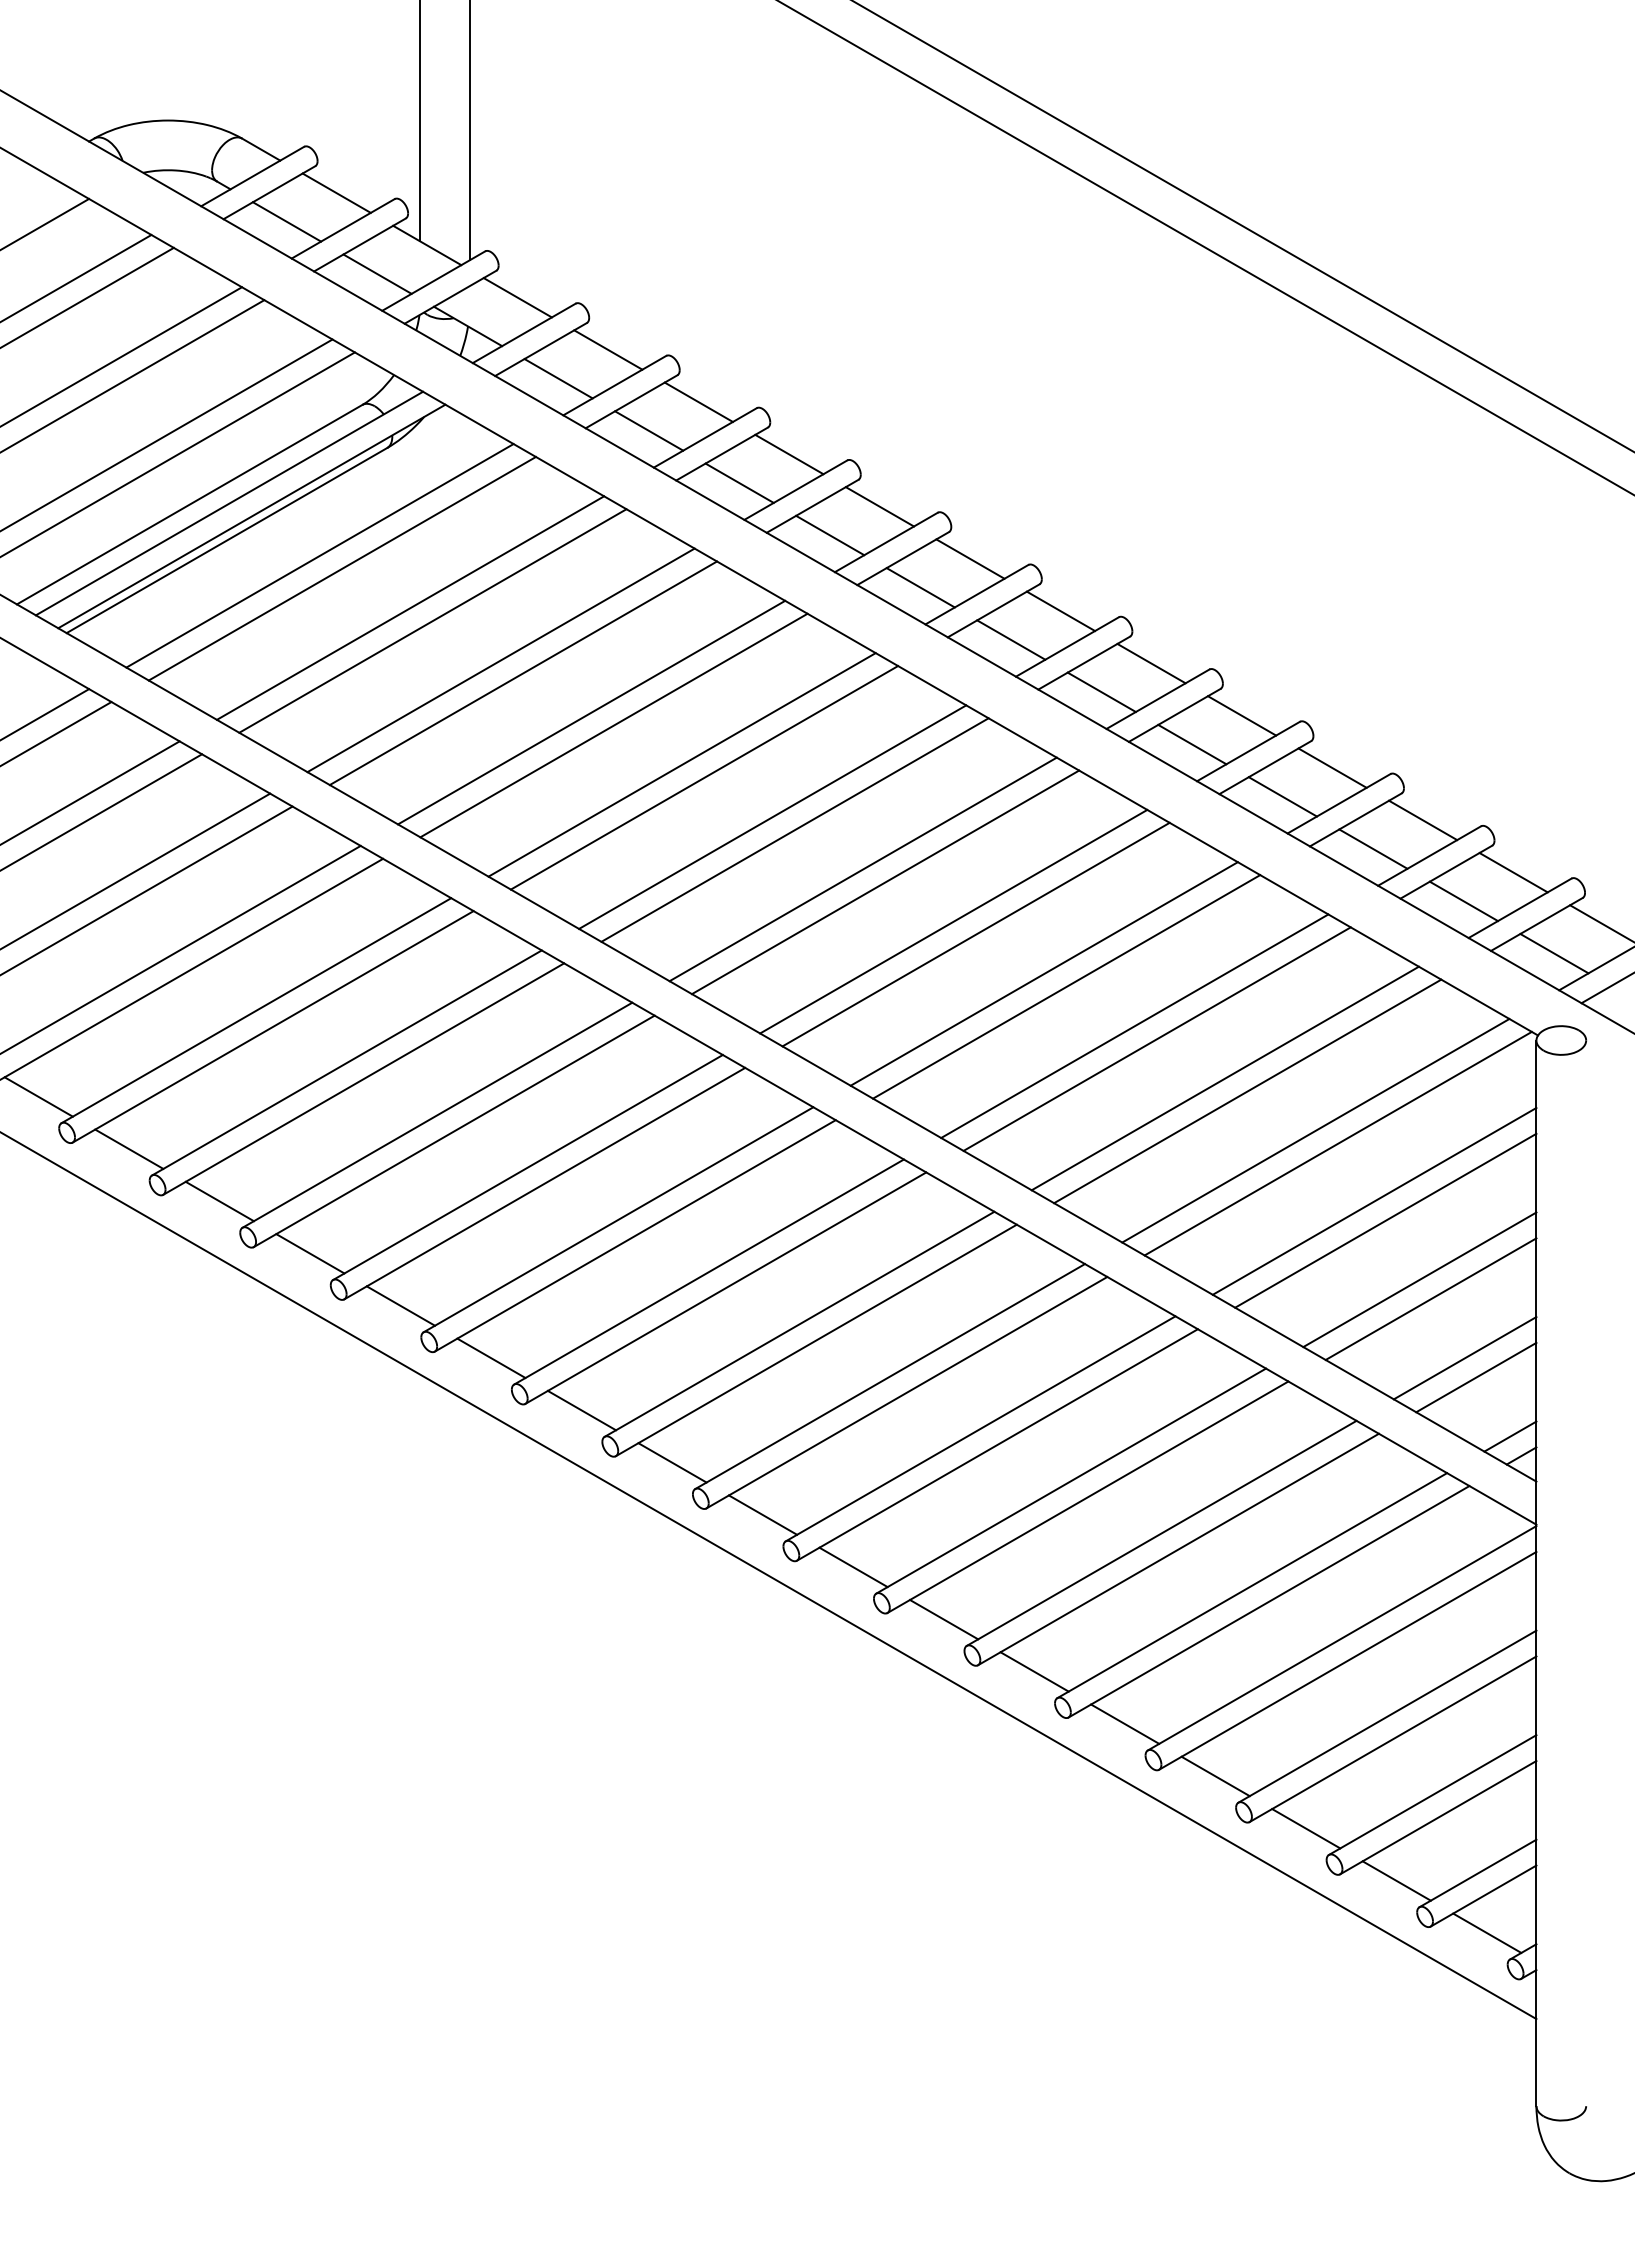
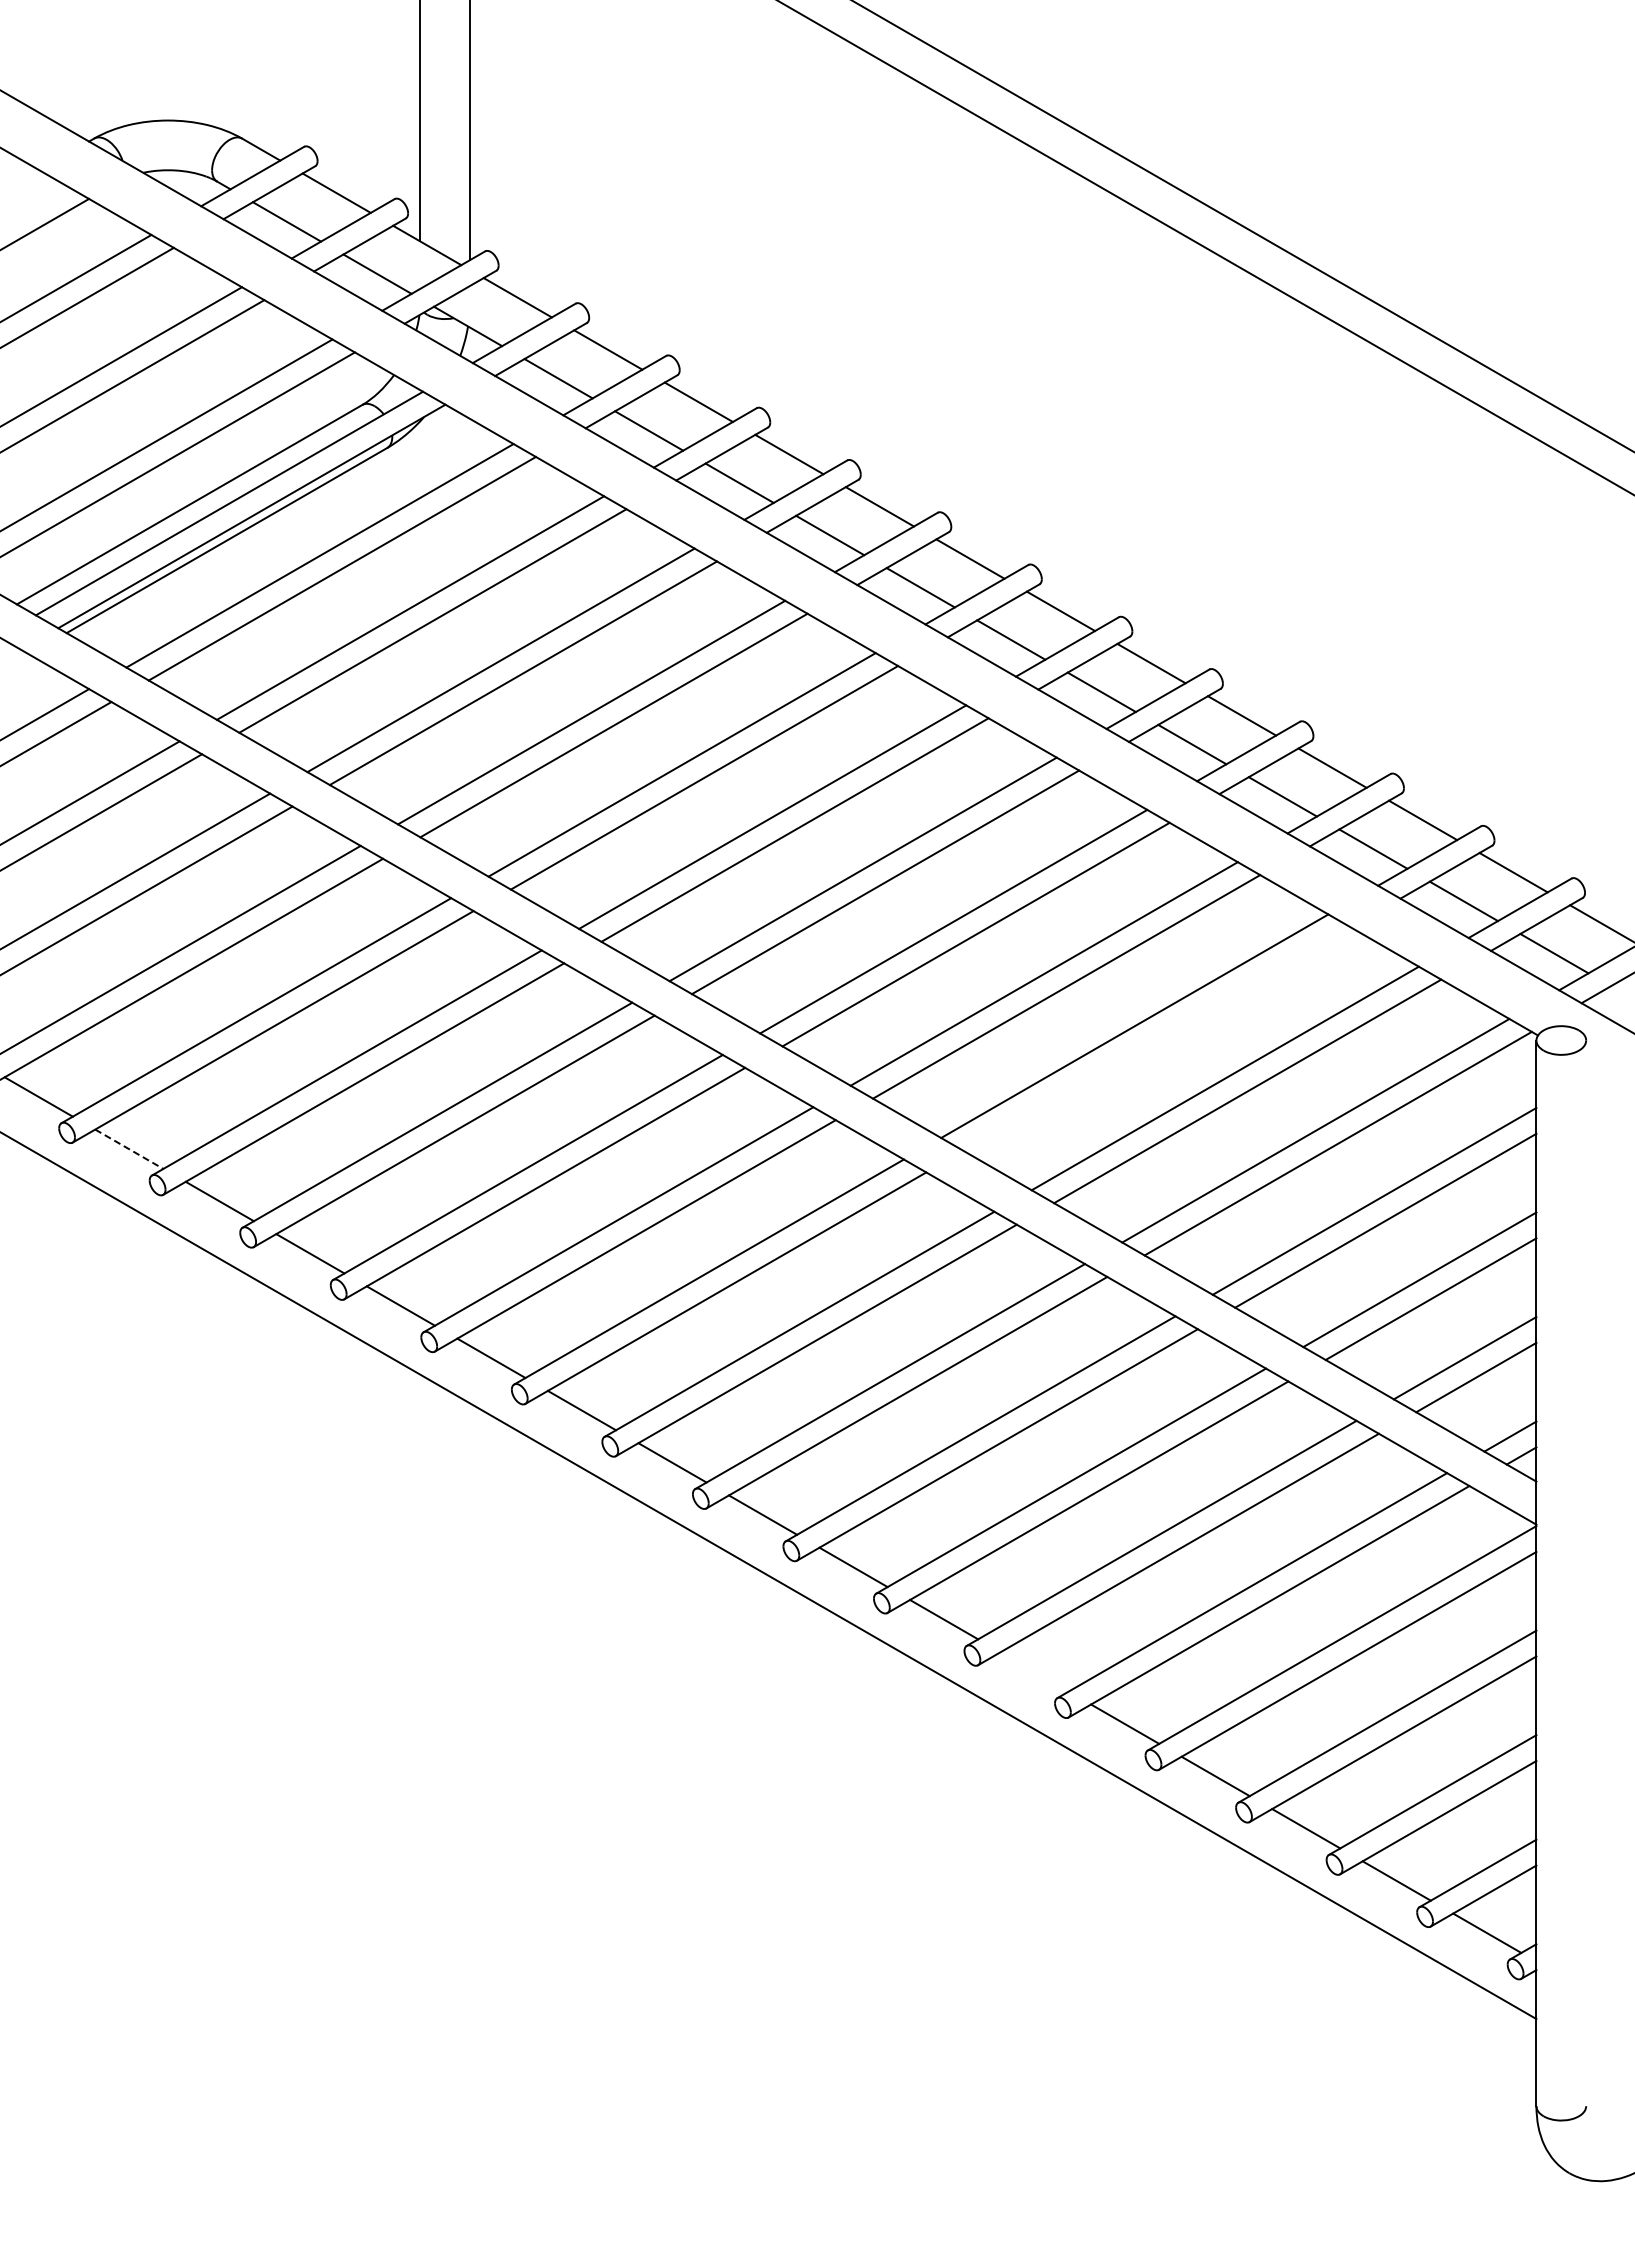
line: present -> none (1156, 1038)
line: solid -> dashed (129, 1149)
line: present -> none (1034, 1671)
